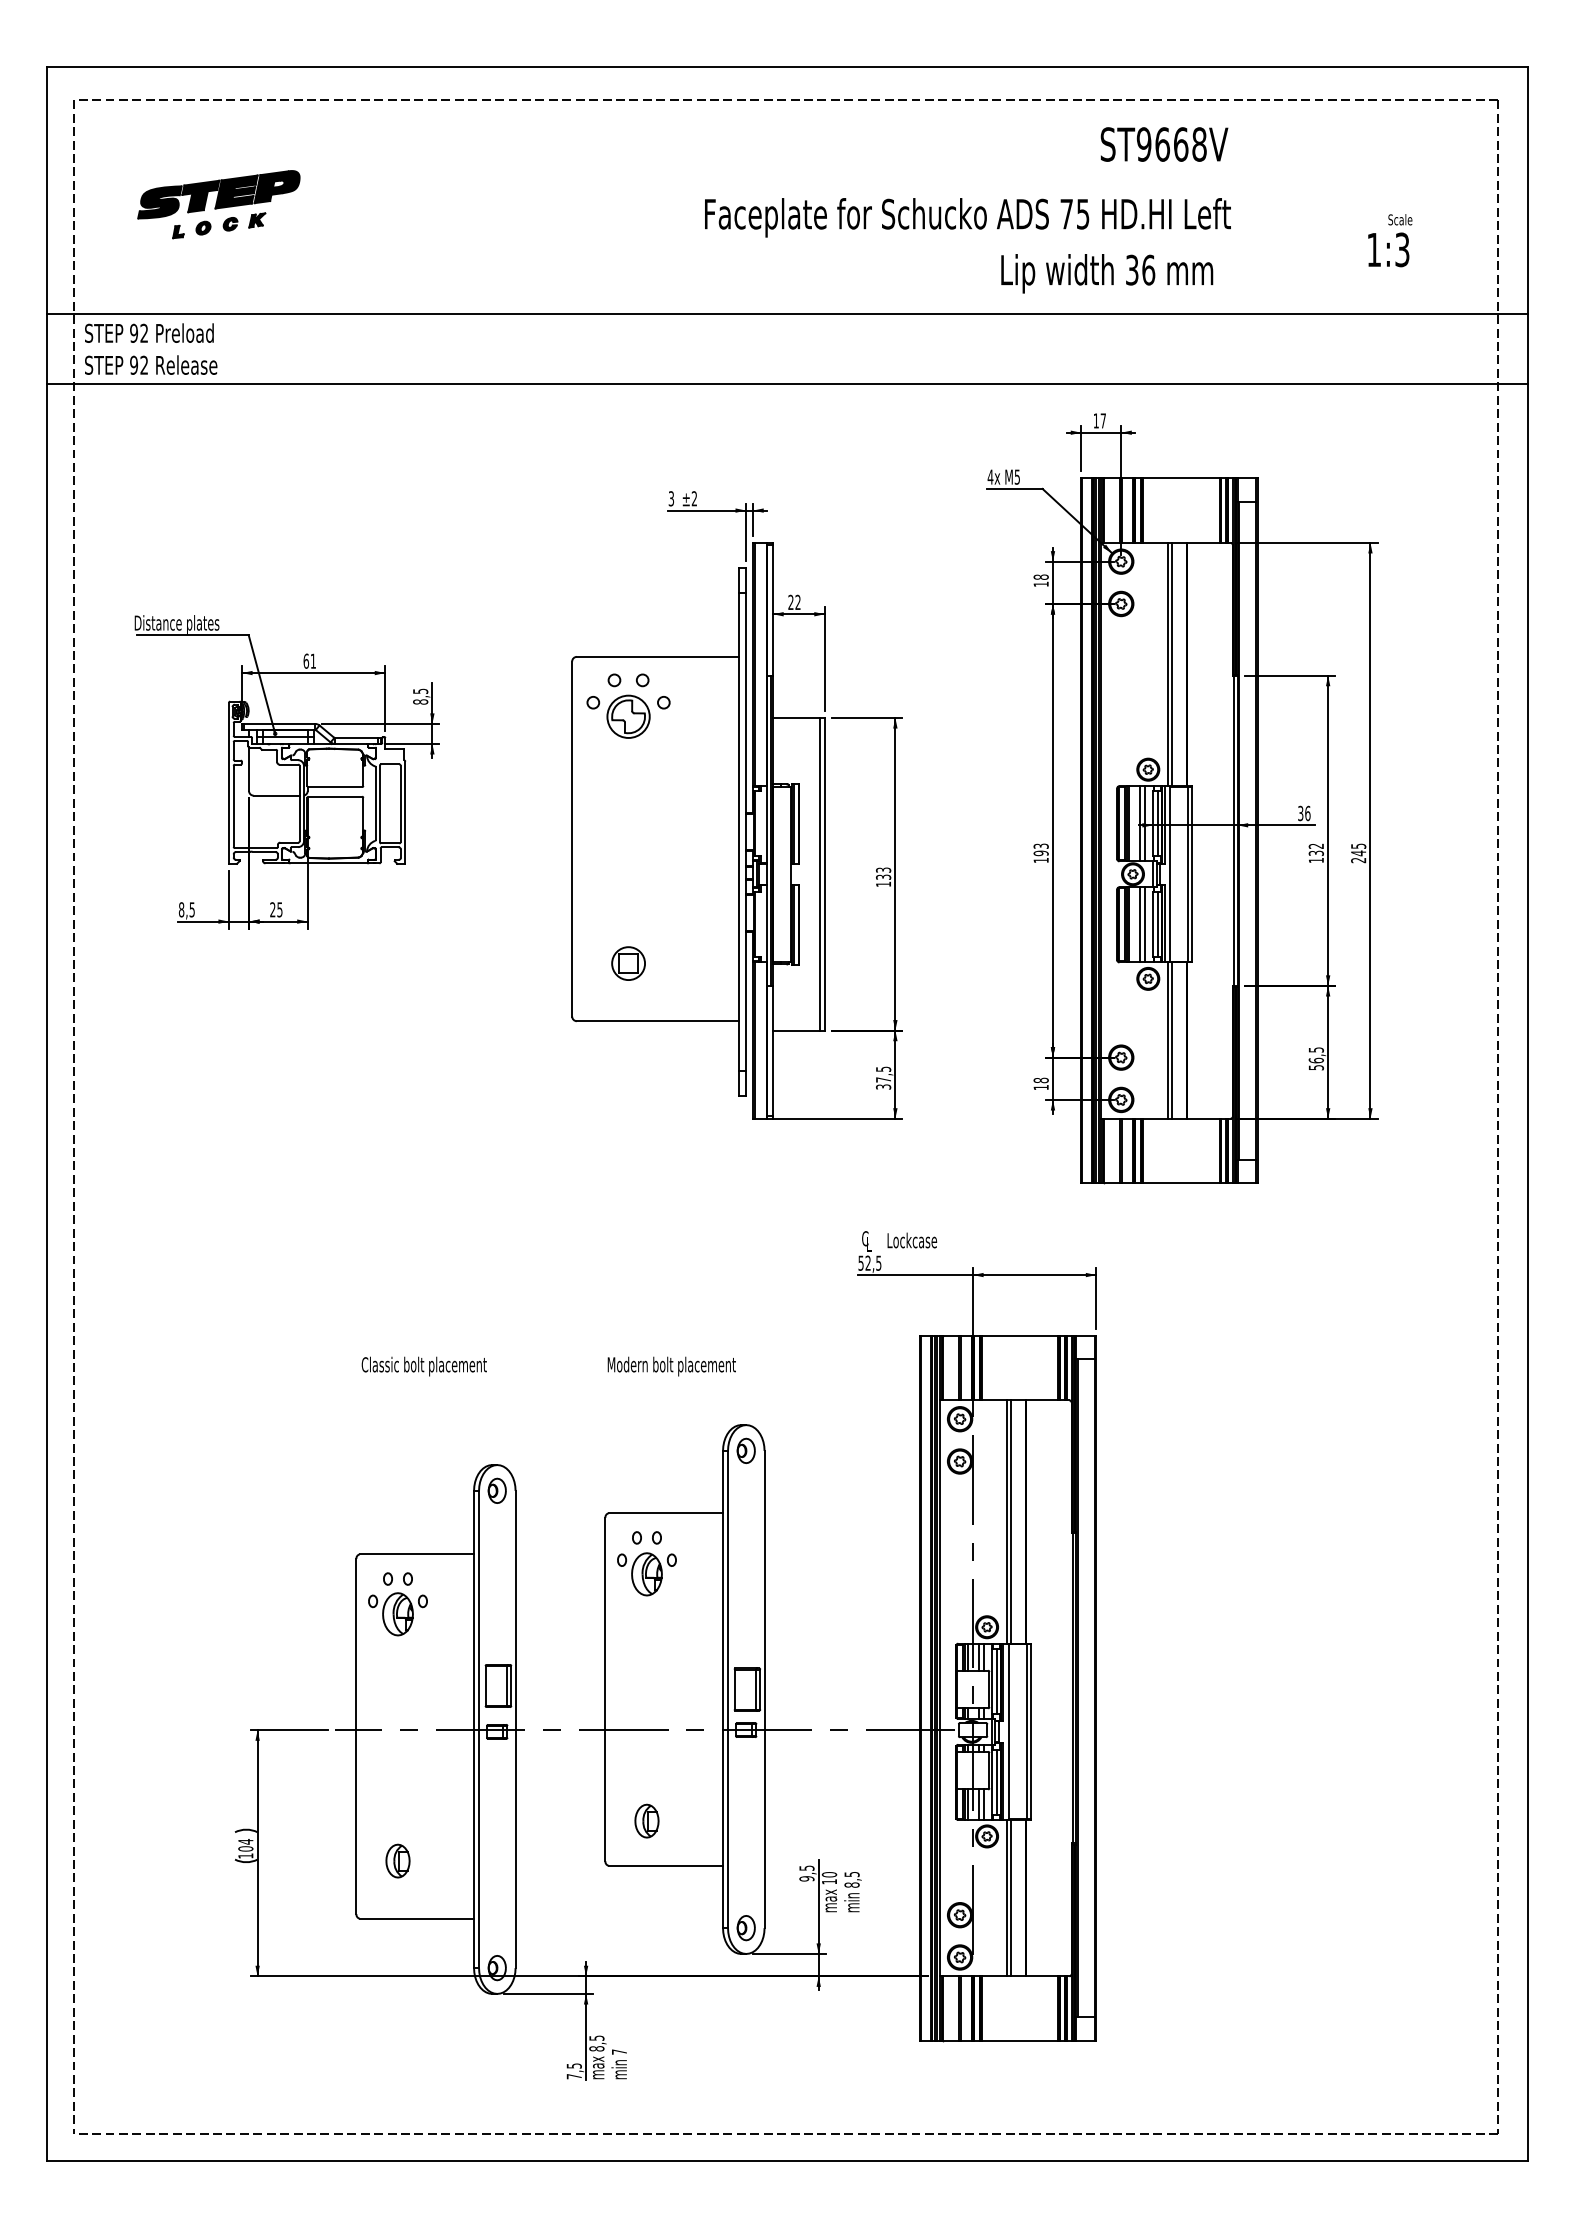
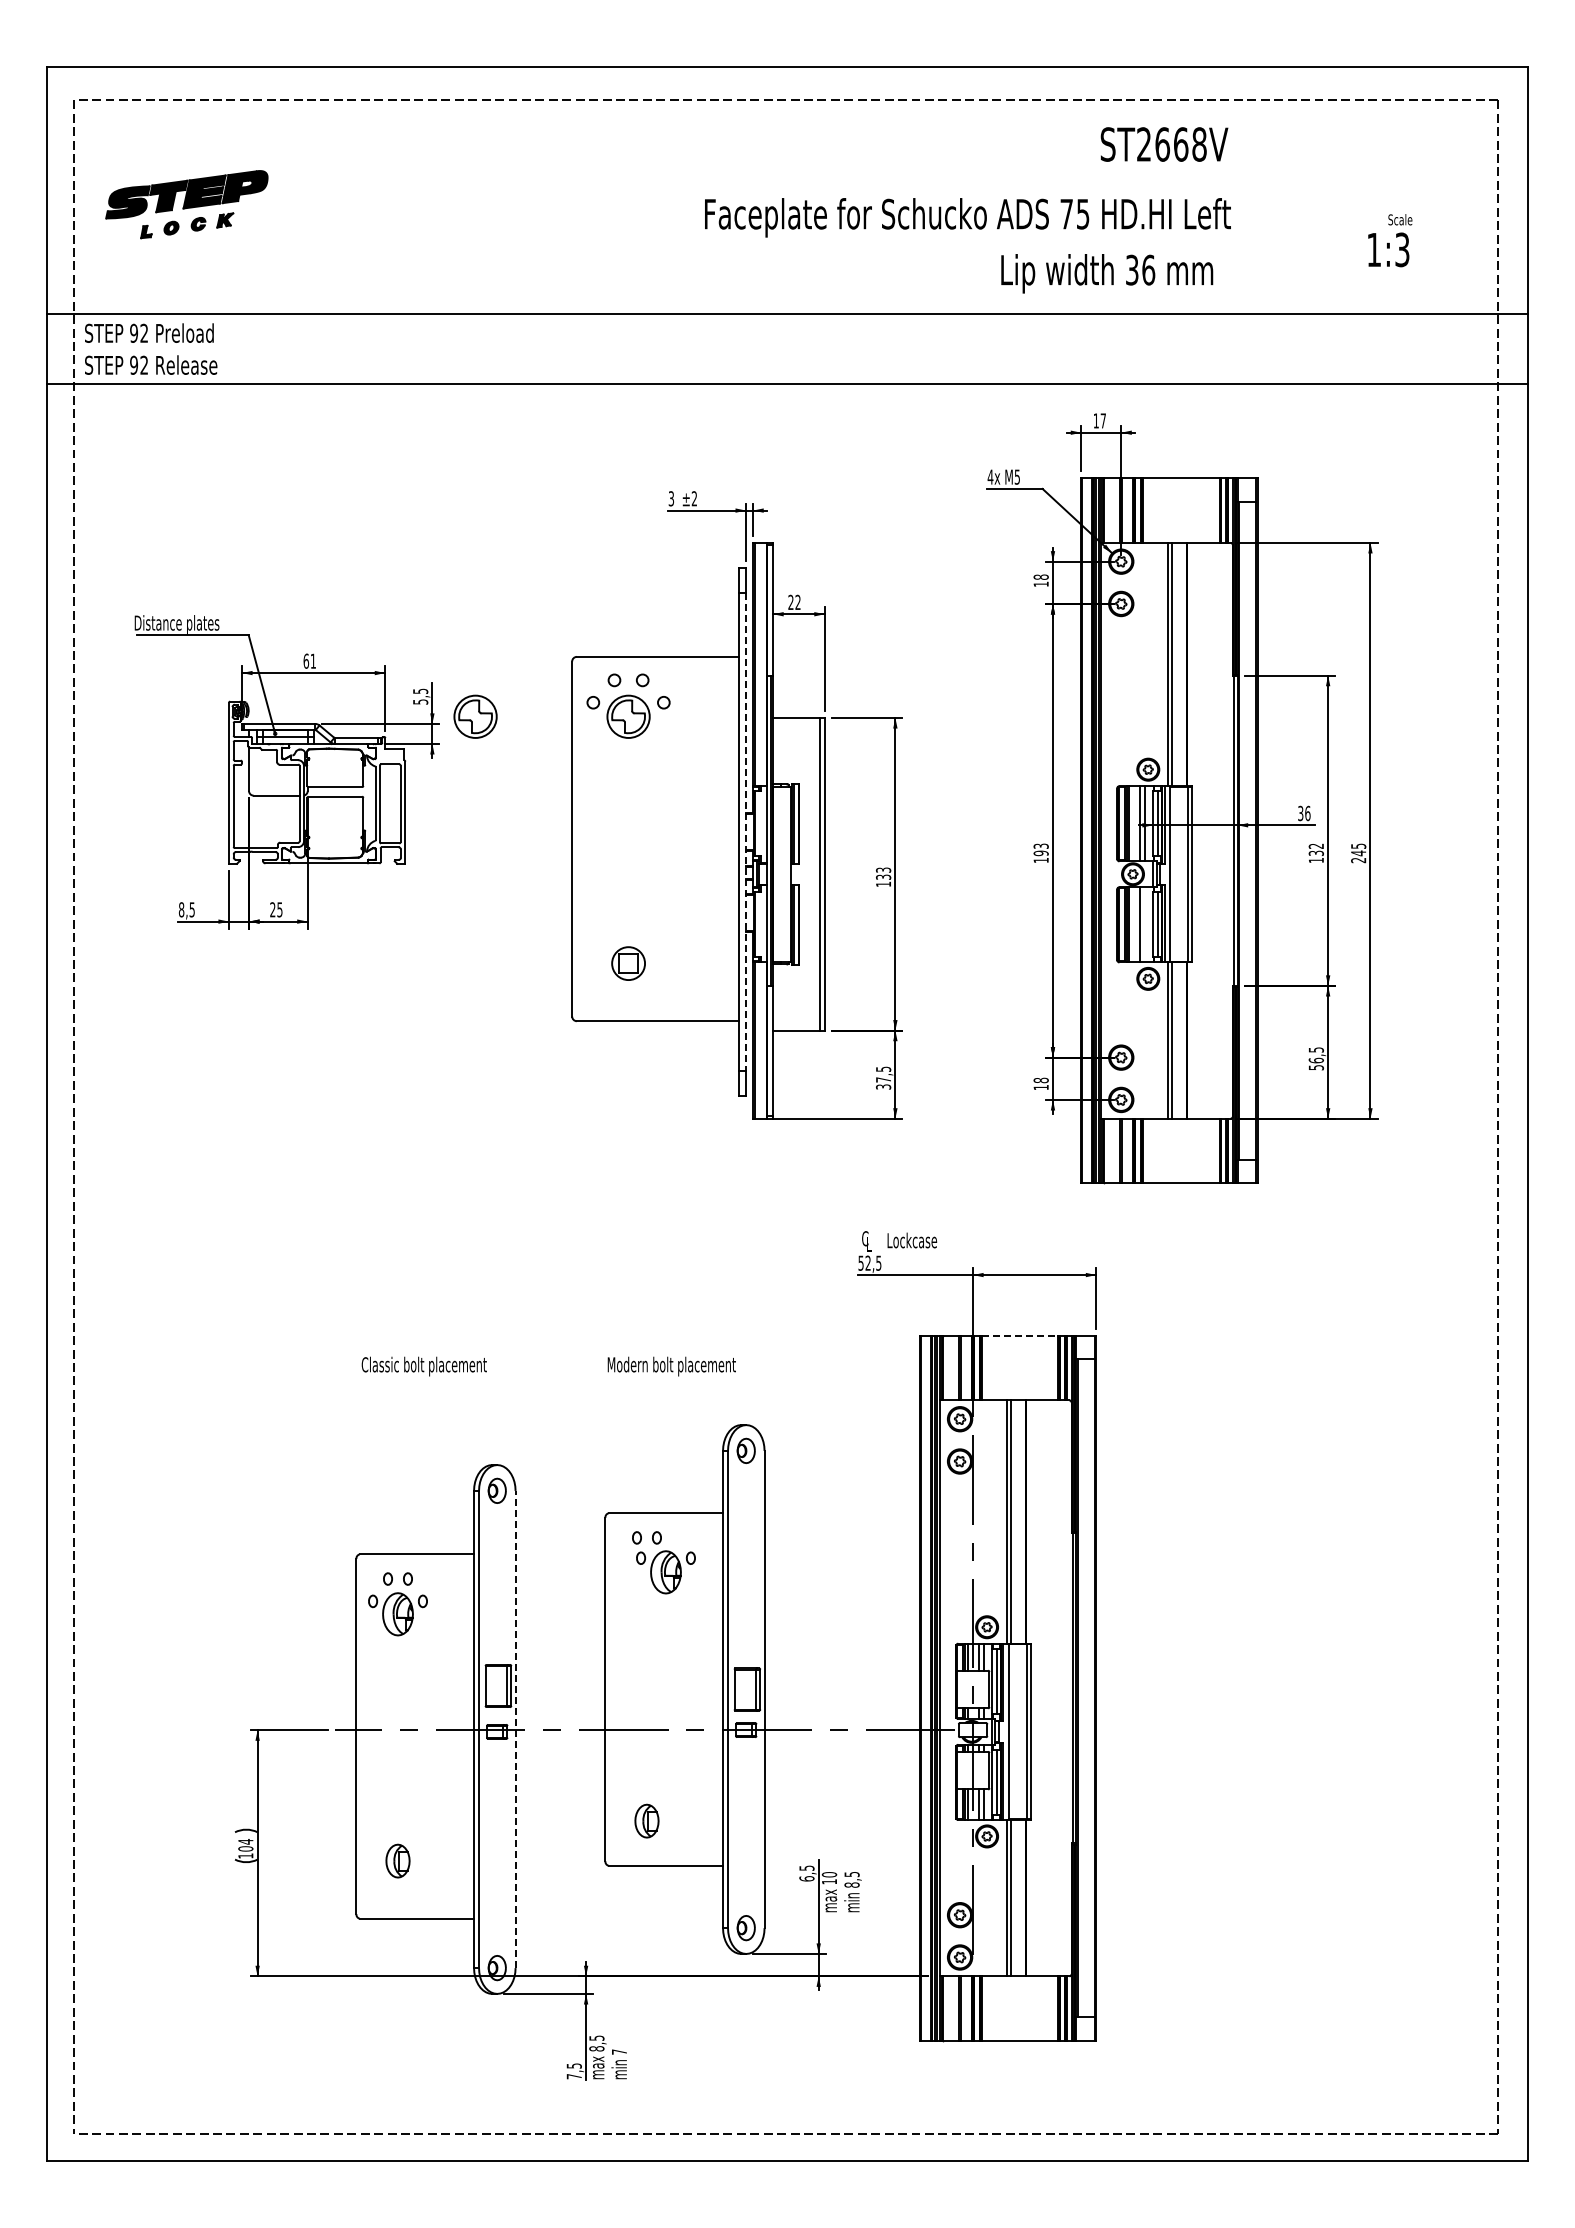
text: ST9668V -> ST2668V (1143, 144)
part position: (218, 204) -> (186, 204) (186, 204)
text: 8,5 -> 5,5 (420, 701)
part: none -> present (475, 716)
line: solid -> dashed (746, 832)
line: present -> none (1145, 924)
line: solid -> dashed (1020, 1335)
part position: (646, 1574) -> (665, 1572) (665, 1572)
line: solid -> dashed (515, 1729)
text: 9,5 -> 6,5 (806, 1878)
